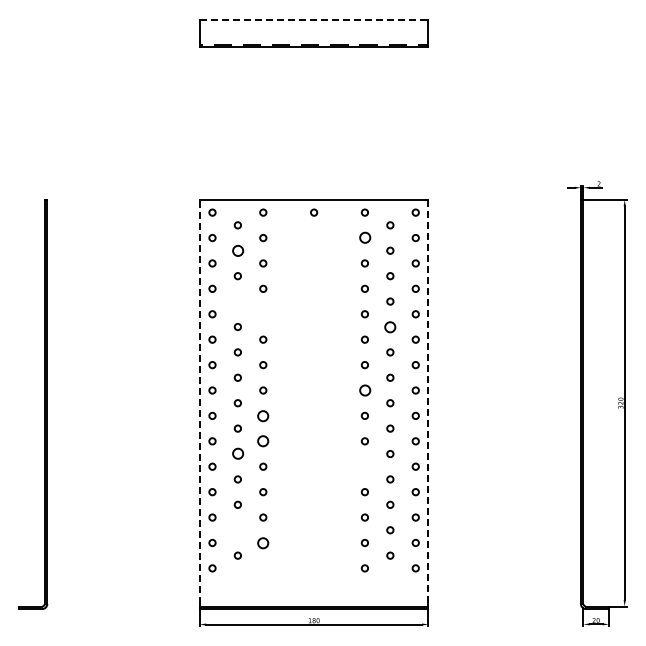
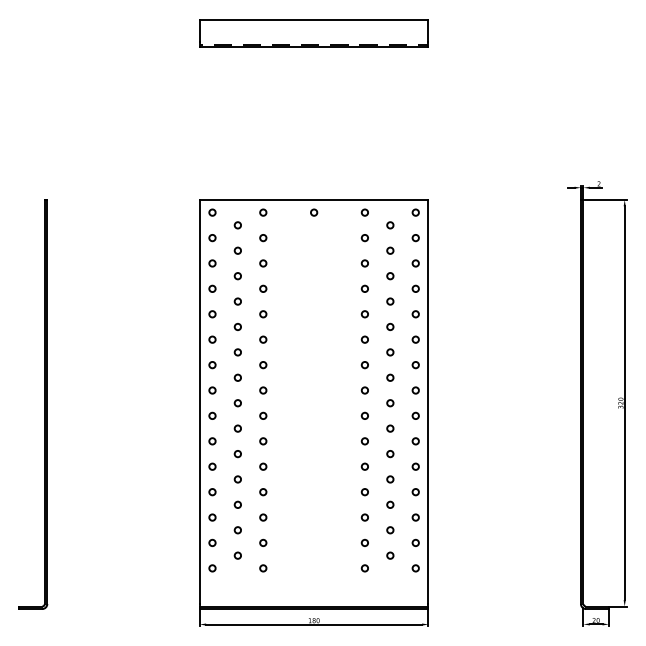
line: dashed -> solid (314, 19)
circle size: 13x13 px -> 9x9 px (364, 238)
circle size: 13x12 px -> 9x9 px (237, 250)
circle: none -> present (237, 301)
circle: none -> present (263, 314)
circle size: 13x13 px -> 9x9 px (390, 326)
circle size: 13x13 px -> 9x9 px (364, 390)
line: dashed -> solid (199, 401)
line: dashed -> solid (428, 402)
circle size: 13x13 px -> 9x9 px (263, 415)
circle size: 13x13 px -> 9x9 px (263, 441)
circle size: 13x13 px -> 9x9 px (237, 454)
circle: none -> present (364, 466)
circle: none -> present (237, 530)
circle size: 13x13 px -> 9x9 px (263, 542)
circle: none -> present (263, 568)
